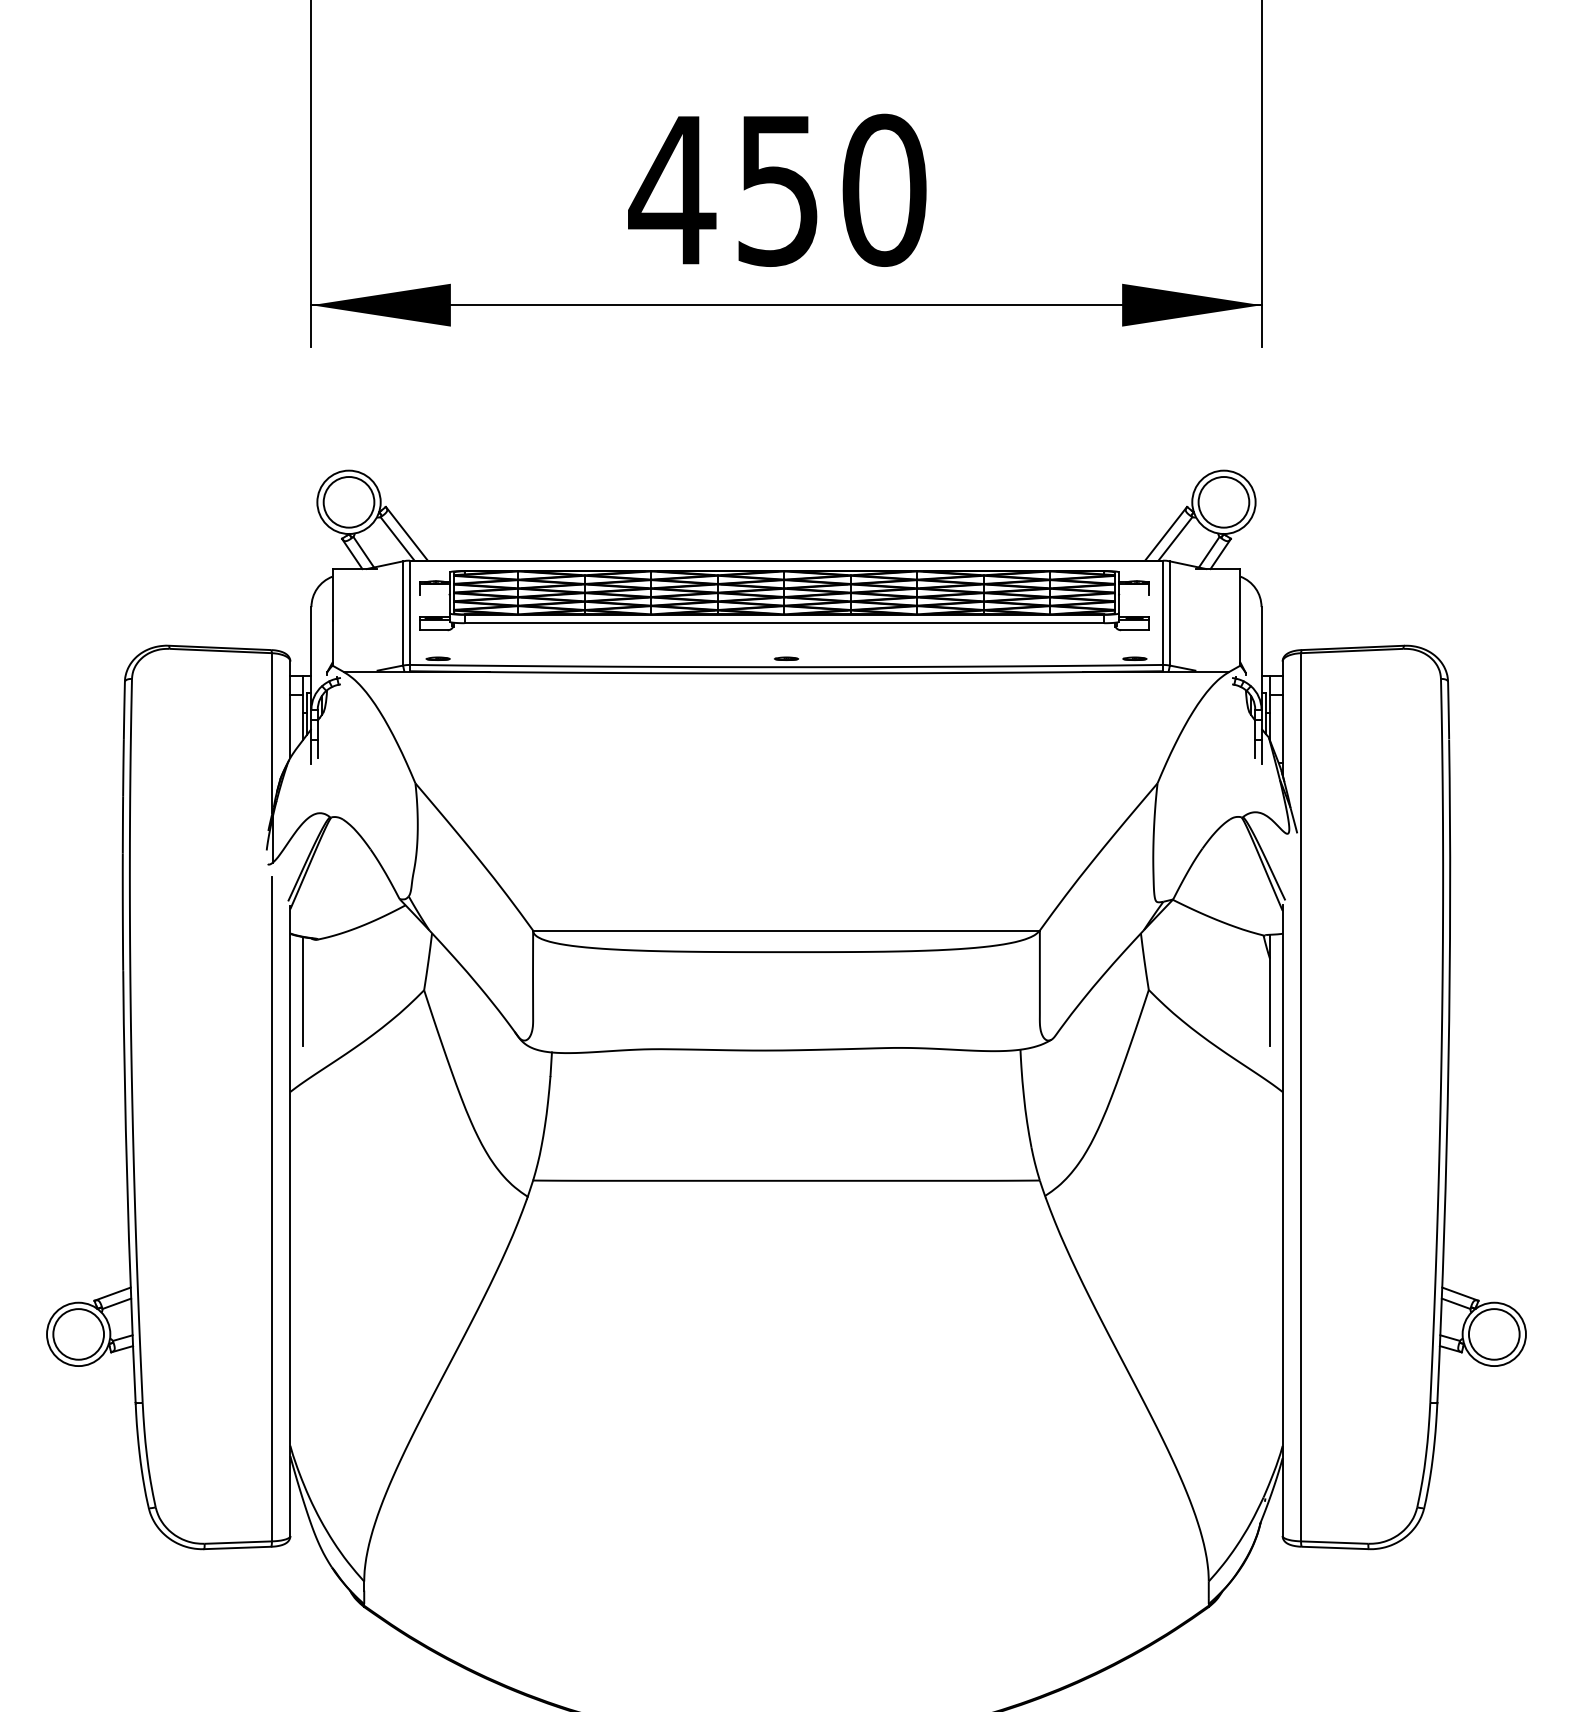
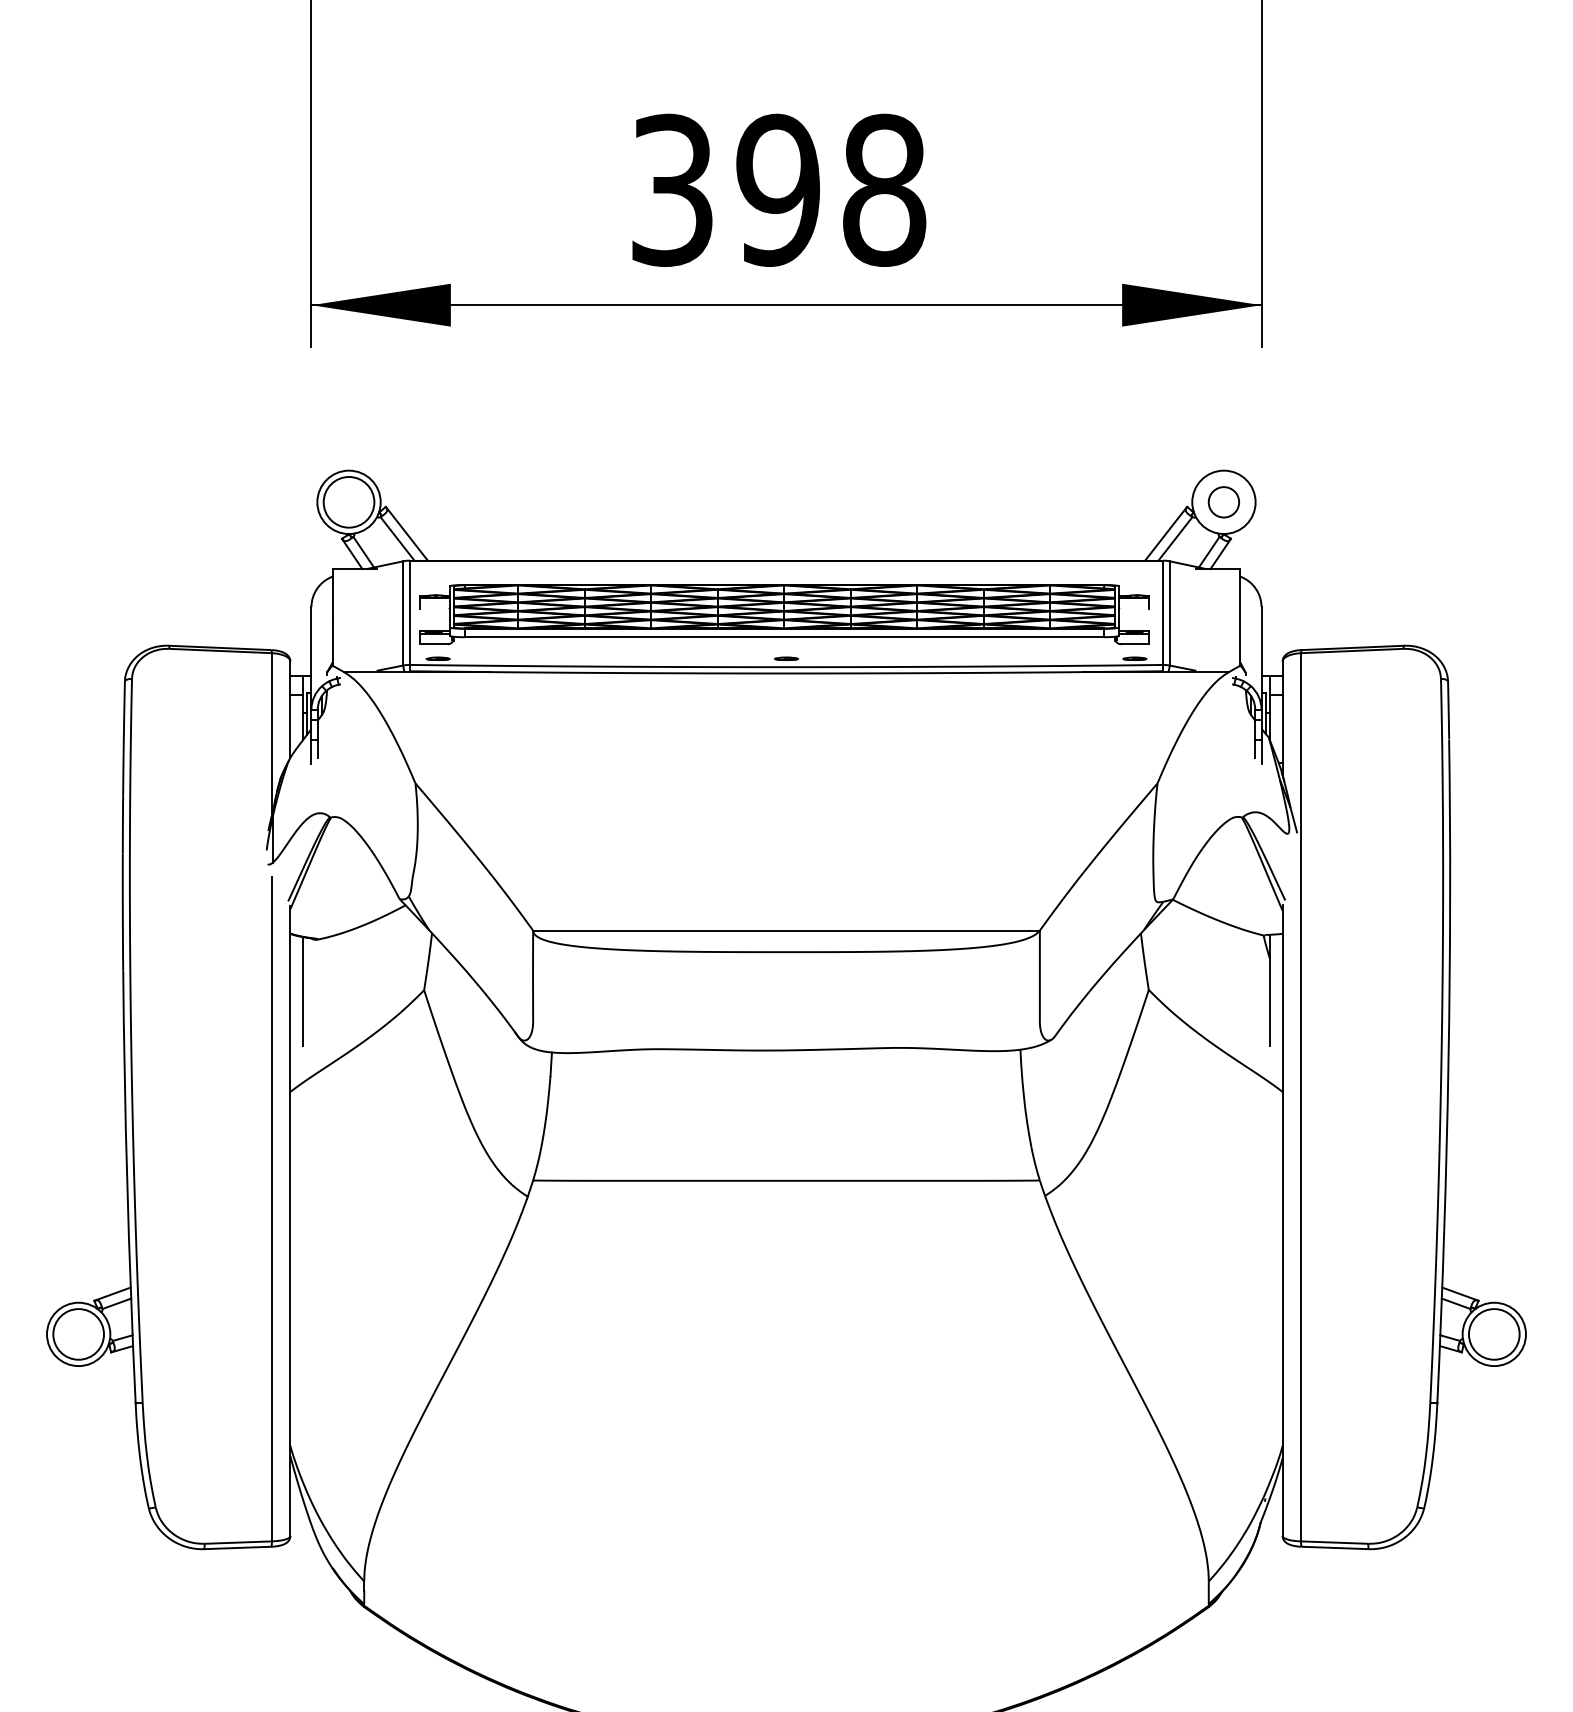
text: 450 -> 398 (777, 189)
circle diameter: 51 px -> 30 px (1223, 502)
part position: (784, 600) -> (784, 614) (784, 614)
